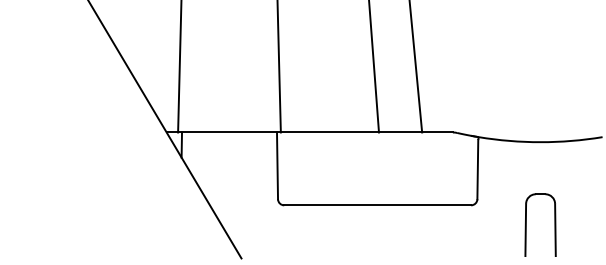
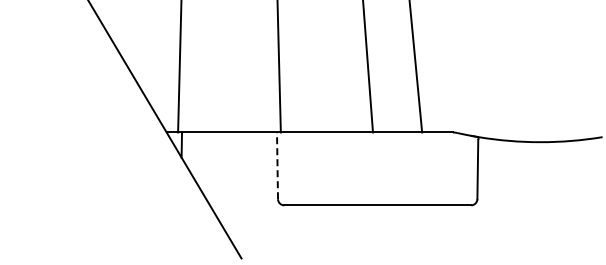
line position: (373, 67) -> (367, 67) (367, 67)
line: solid -> dashed (277, 165)
part: present -> none (526, 224)
